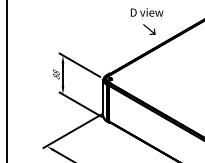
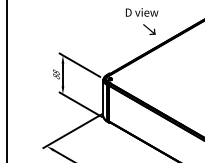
text position: (146, 12) -> (141, 12) (141, 12)
